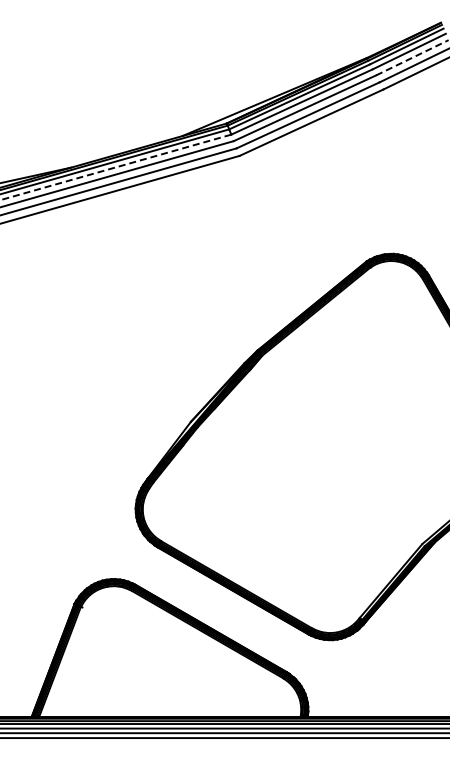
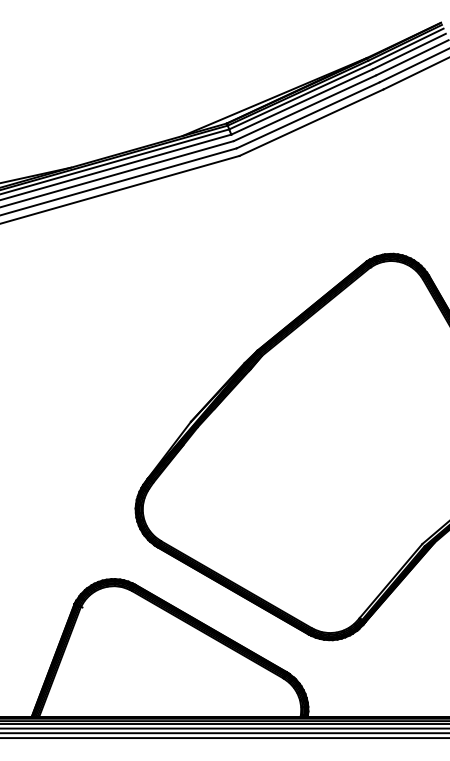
line: dashed -> solid (412, 57)
line: dashed -> solid (115, 167)
